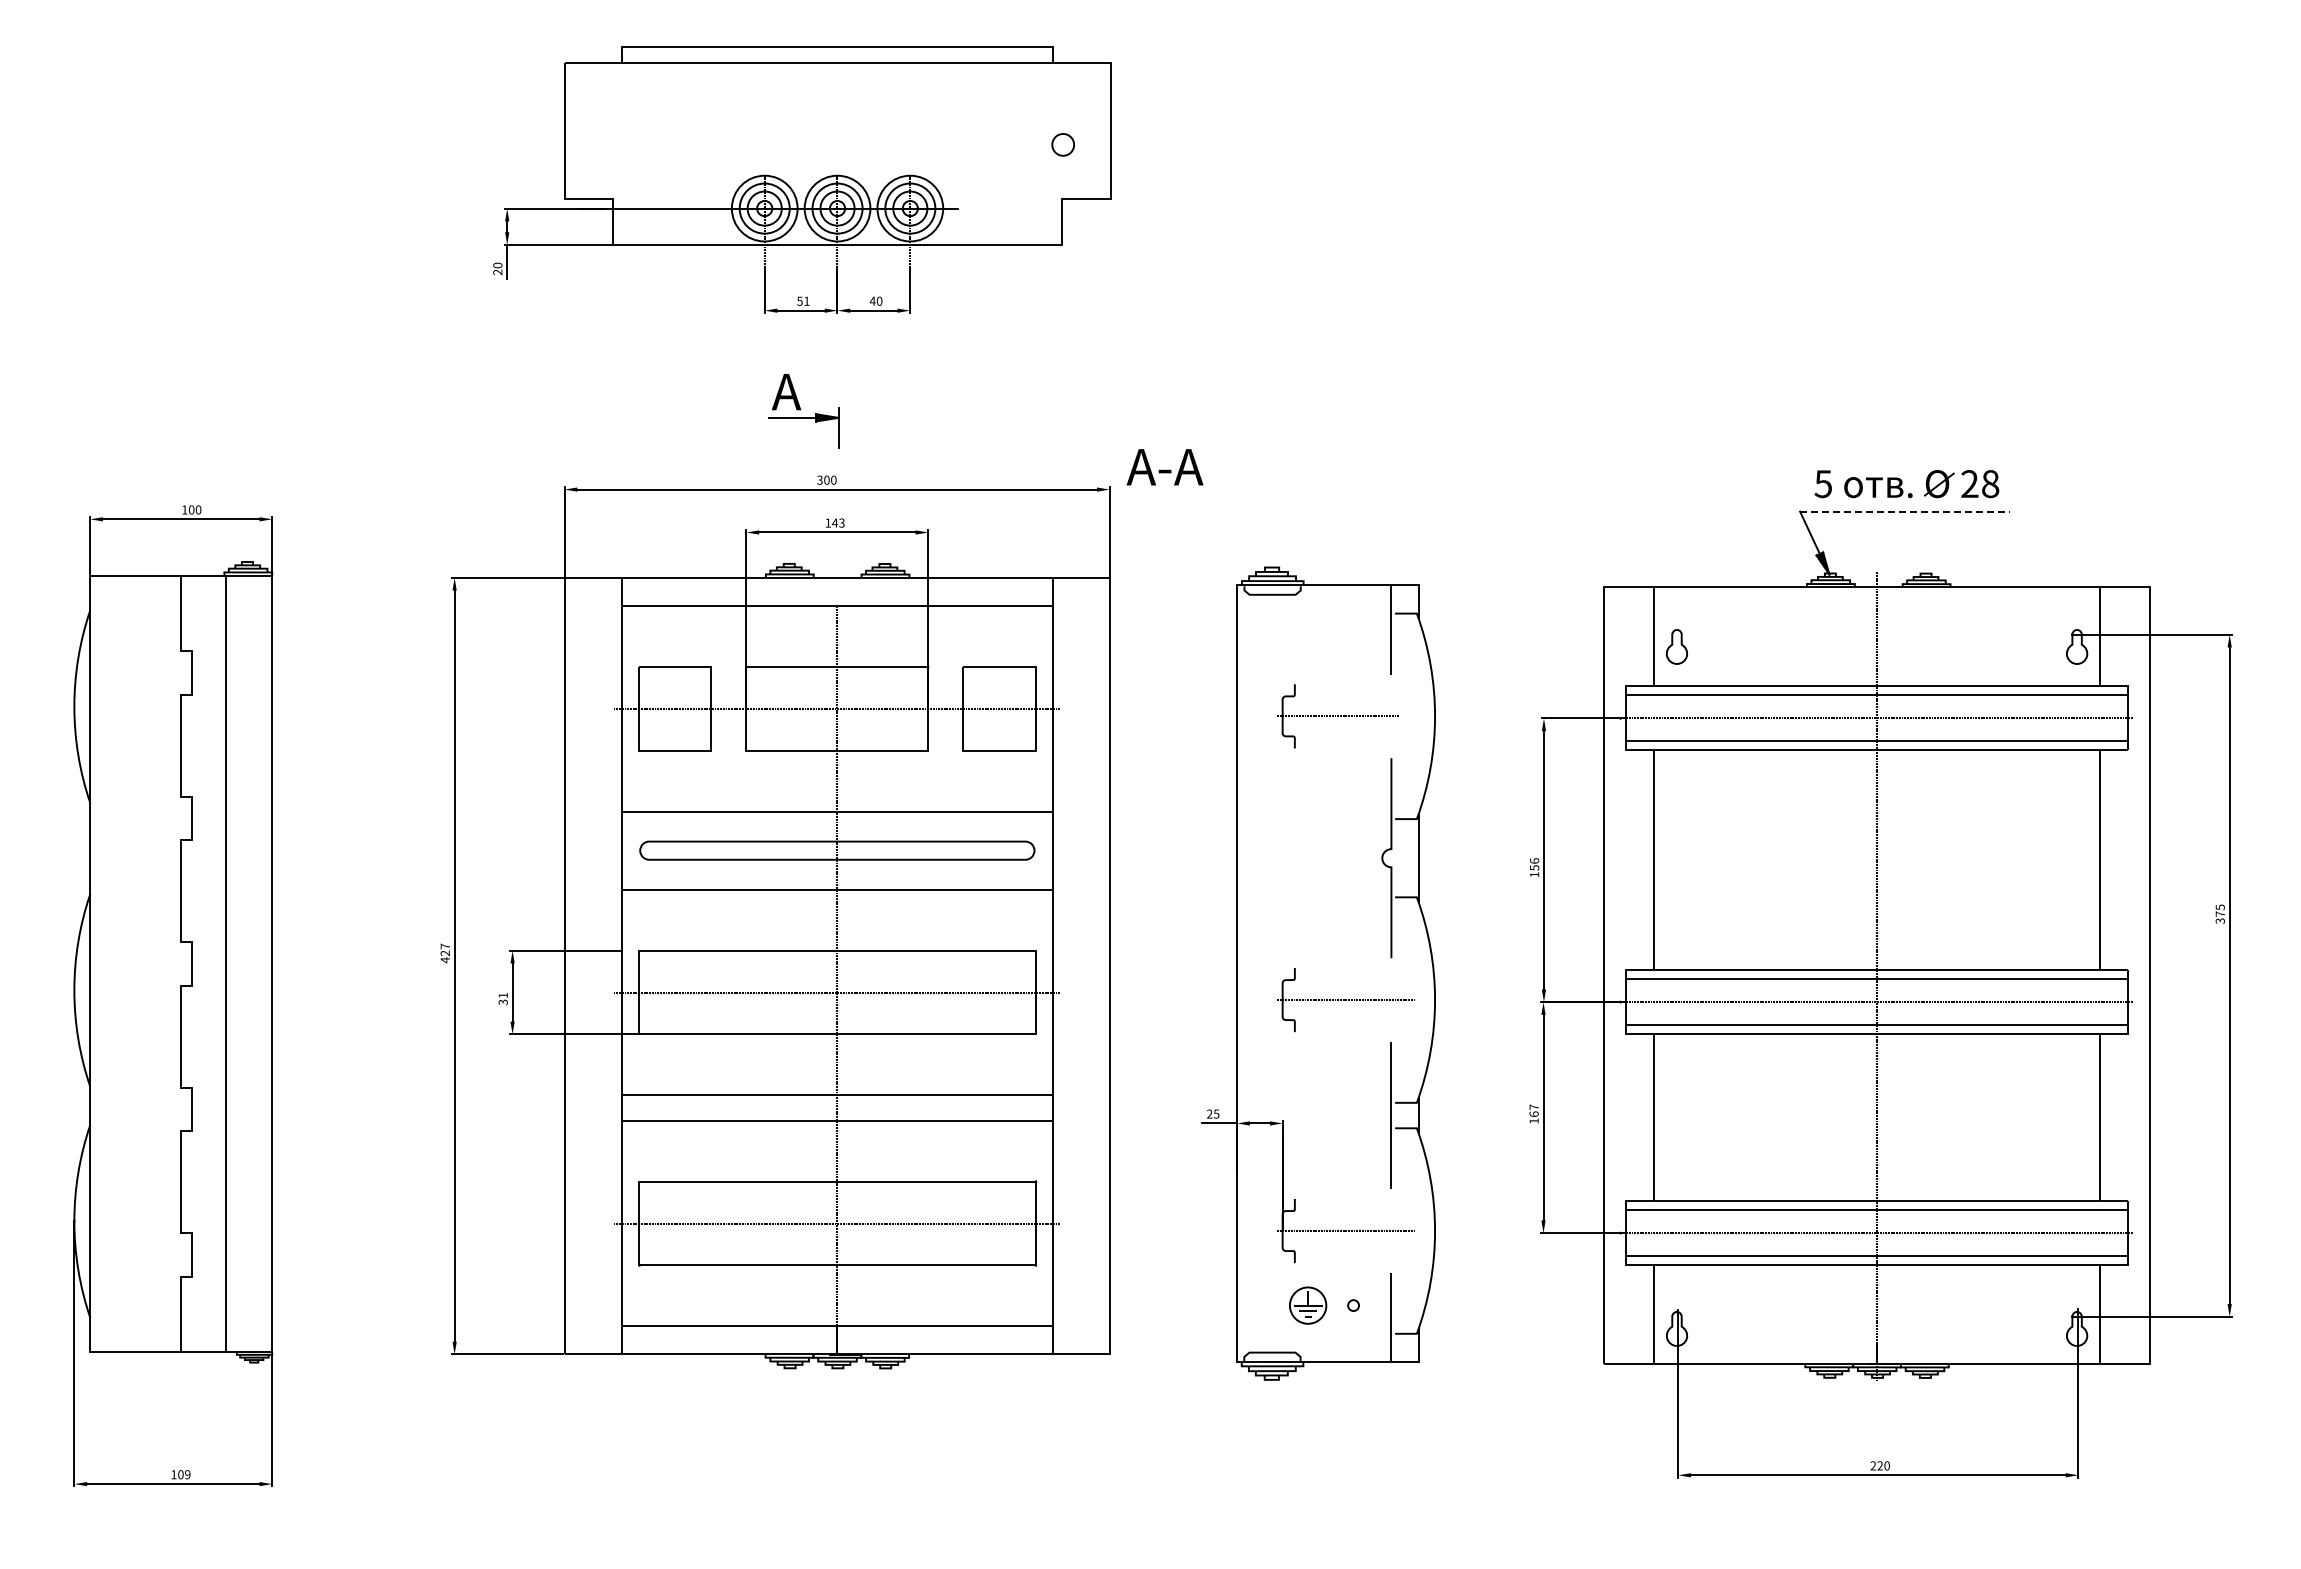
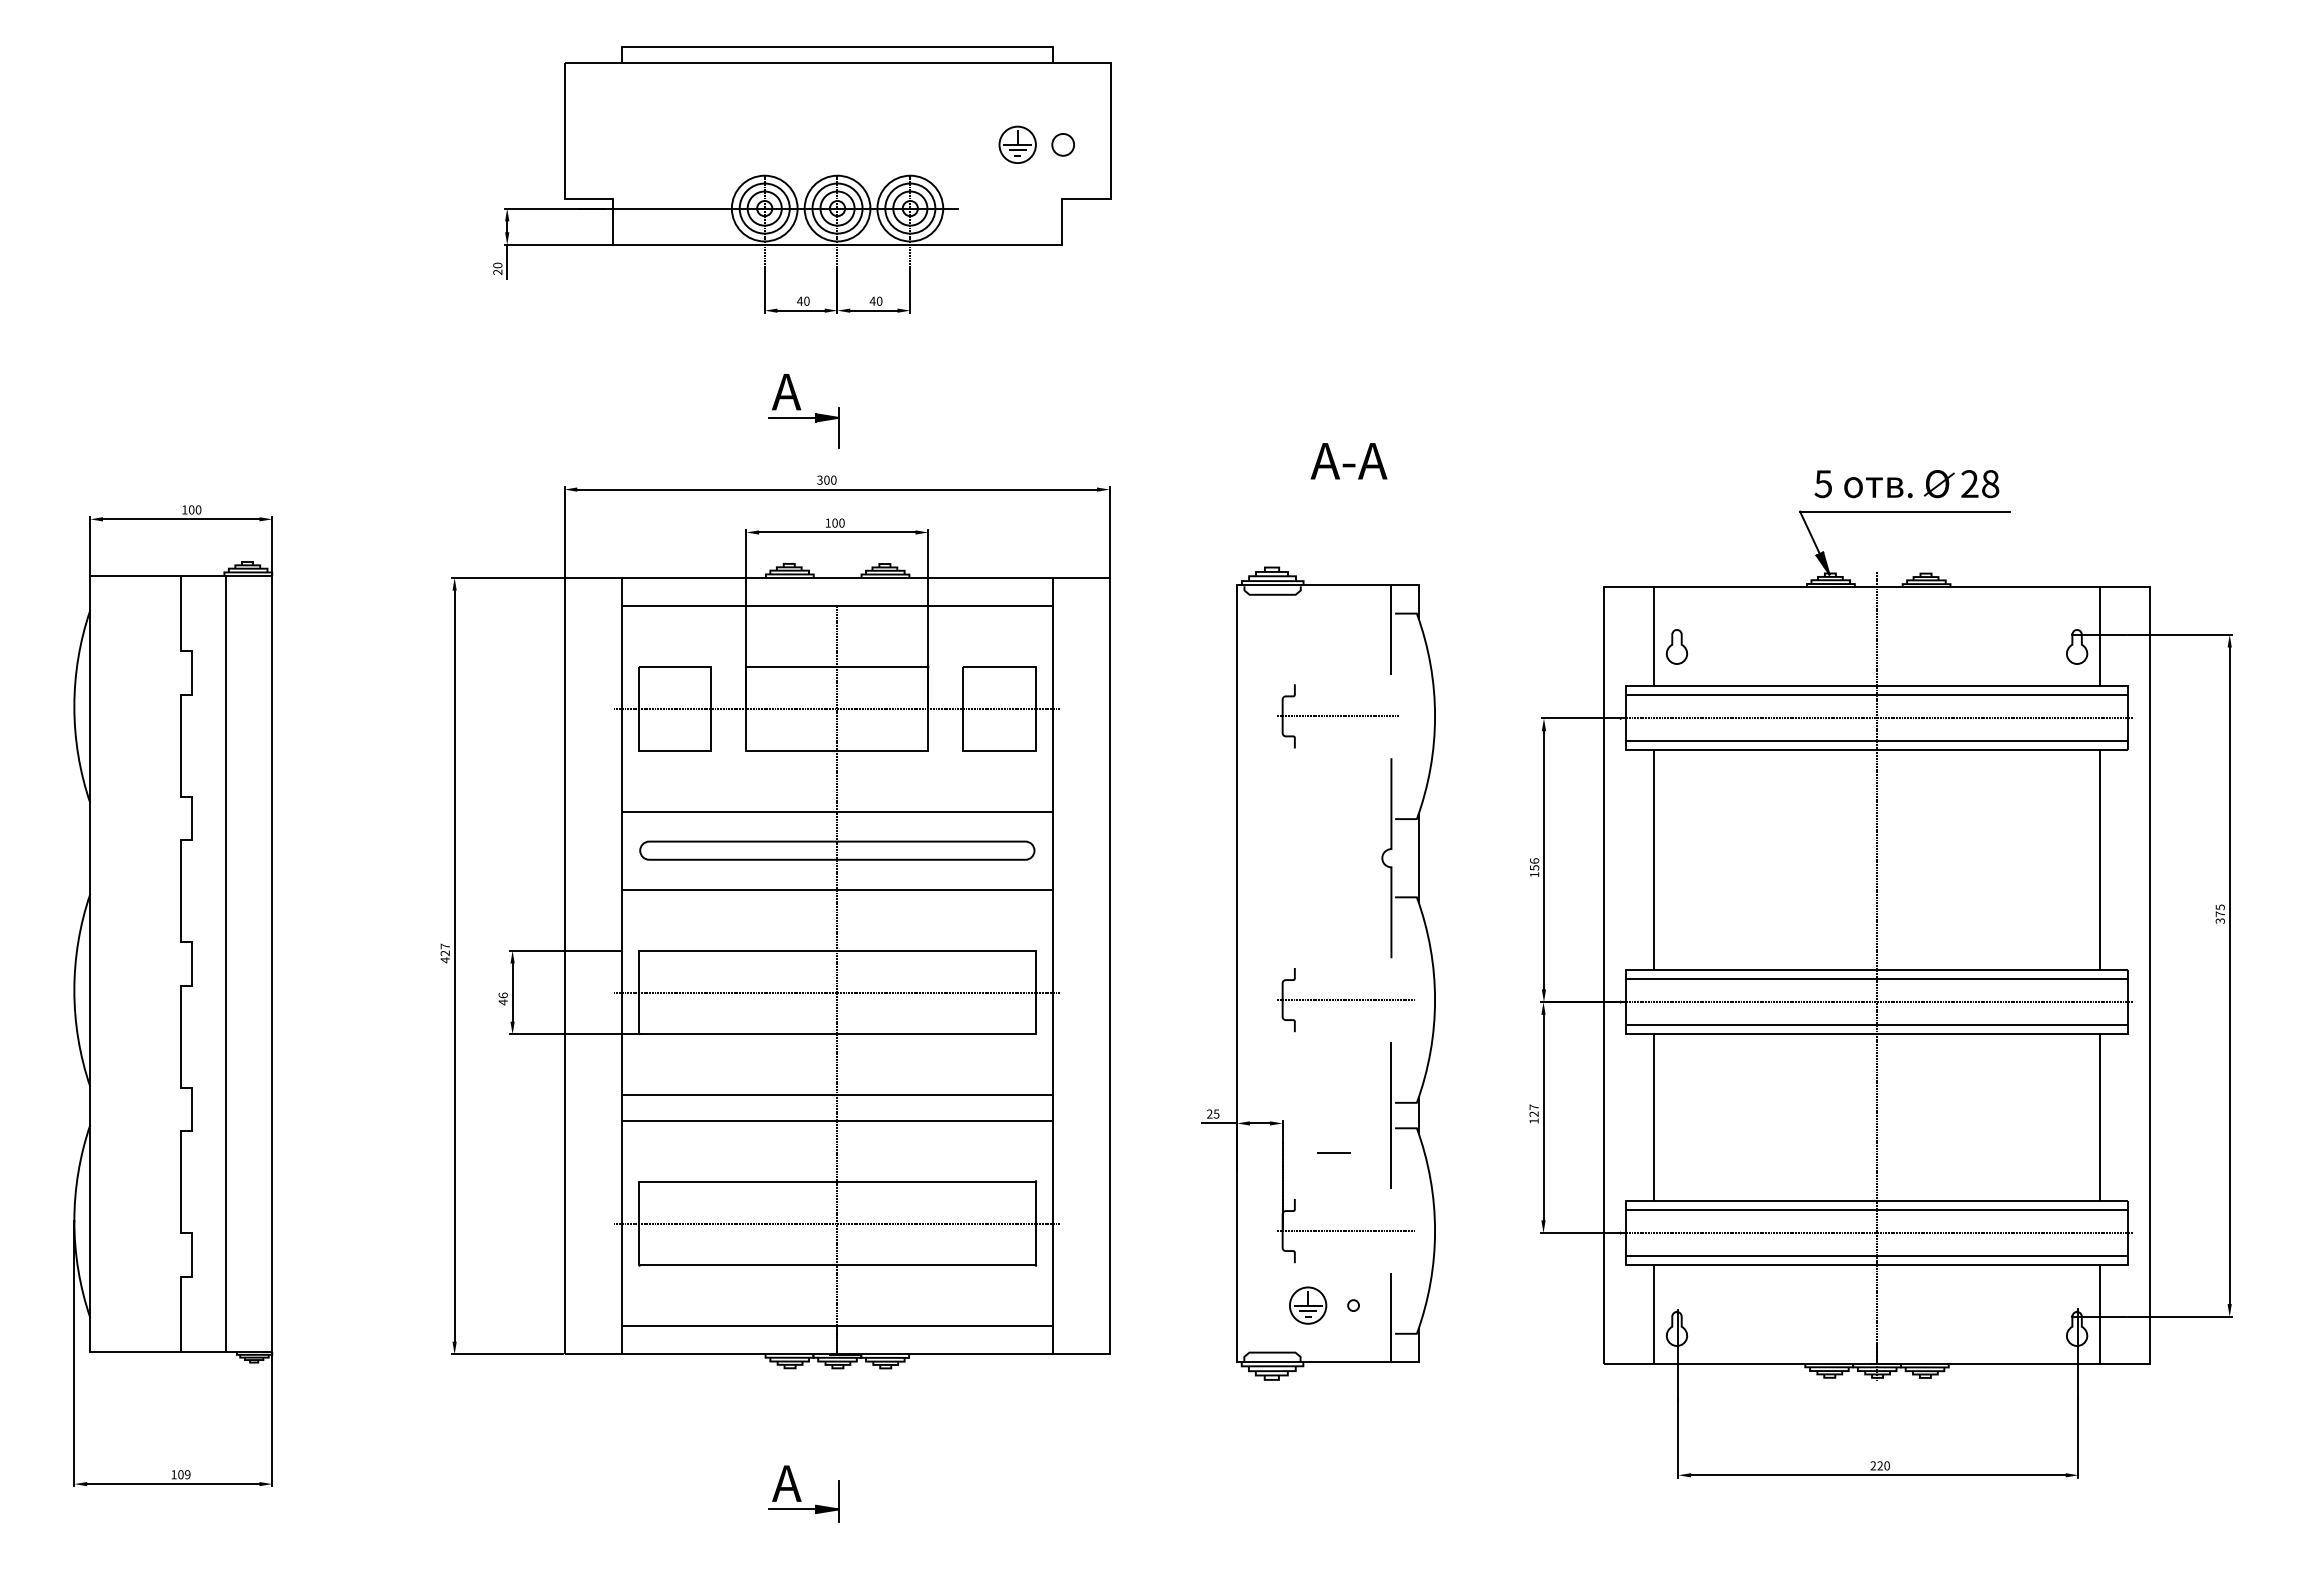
part: none -> present (1017, 144)
text: 51 -> 40 (803, 300)
text position: (1164, 467) -> (1348, 461) (1348, 461)
line: dashed -> solid (1904, 511)
text: 143 -> 100 (838, 522)
text: 31 -> 46 (502, 998)
text: 167 -> 127 (1533, 1113)
line: none -> present (1333, 1152)
part: none -> present (803, 1493)
